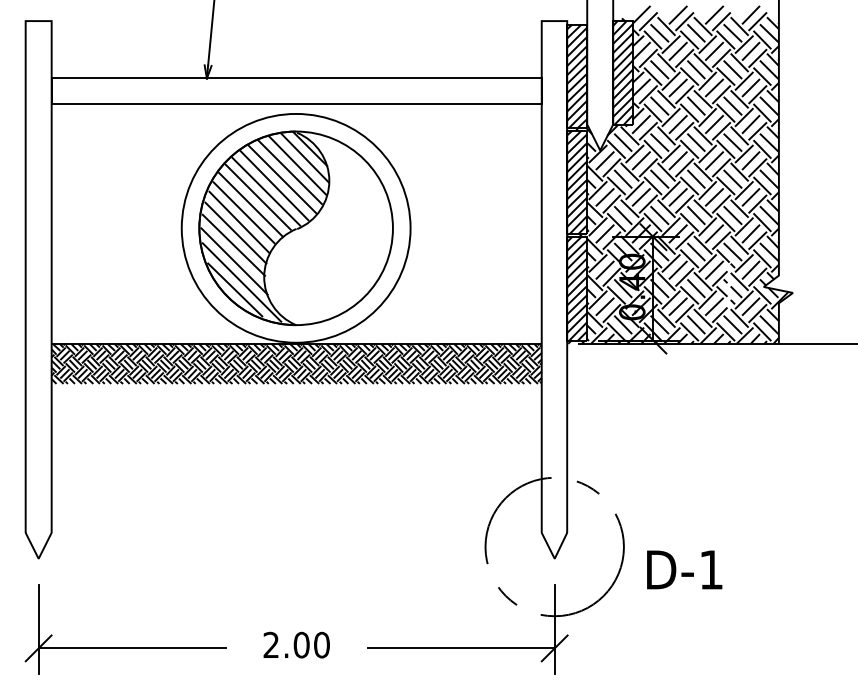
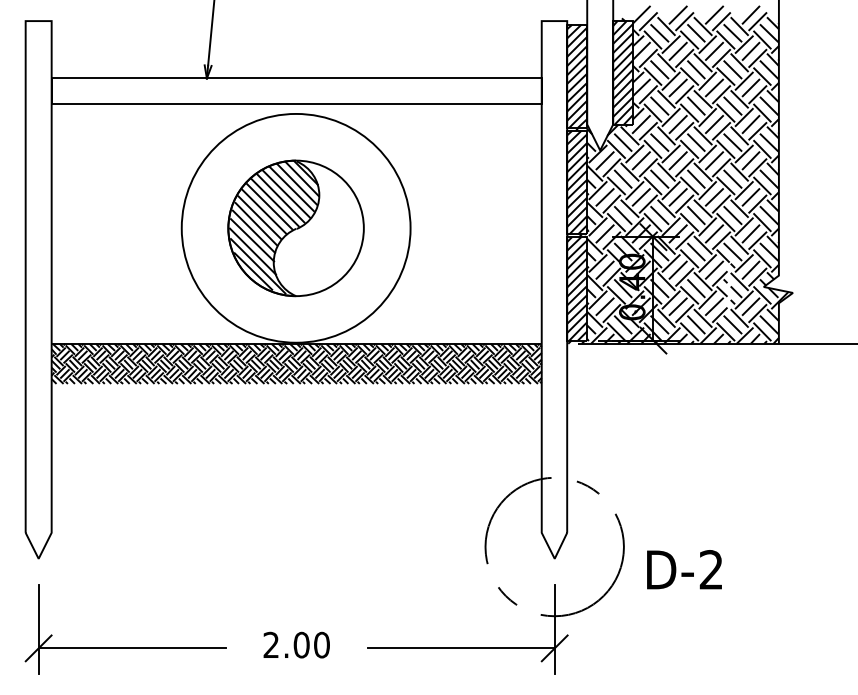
part size: 196x197 px -> 138x139 px (295, 228)
text: D-1 -> D-2 (710, 569)
